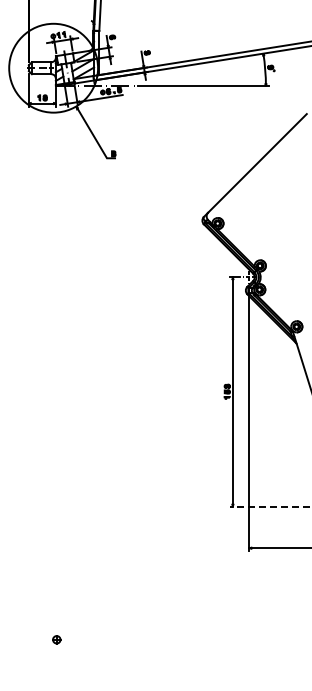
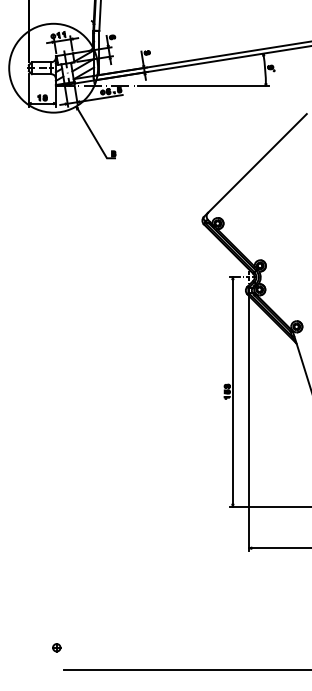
line: dashed -> solid (270, 506)
part position: (56, 639) -> (56, 647) (56, 647)
line: none -> present (186, 670)
